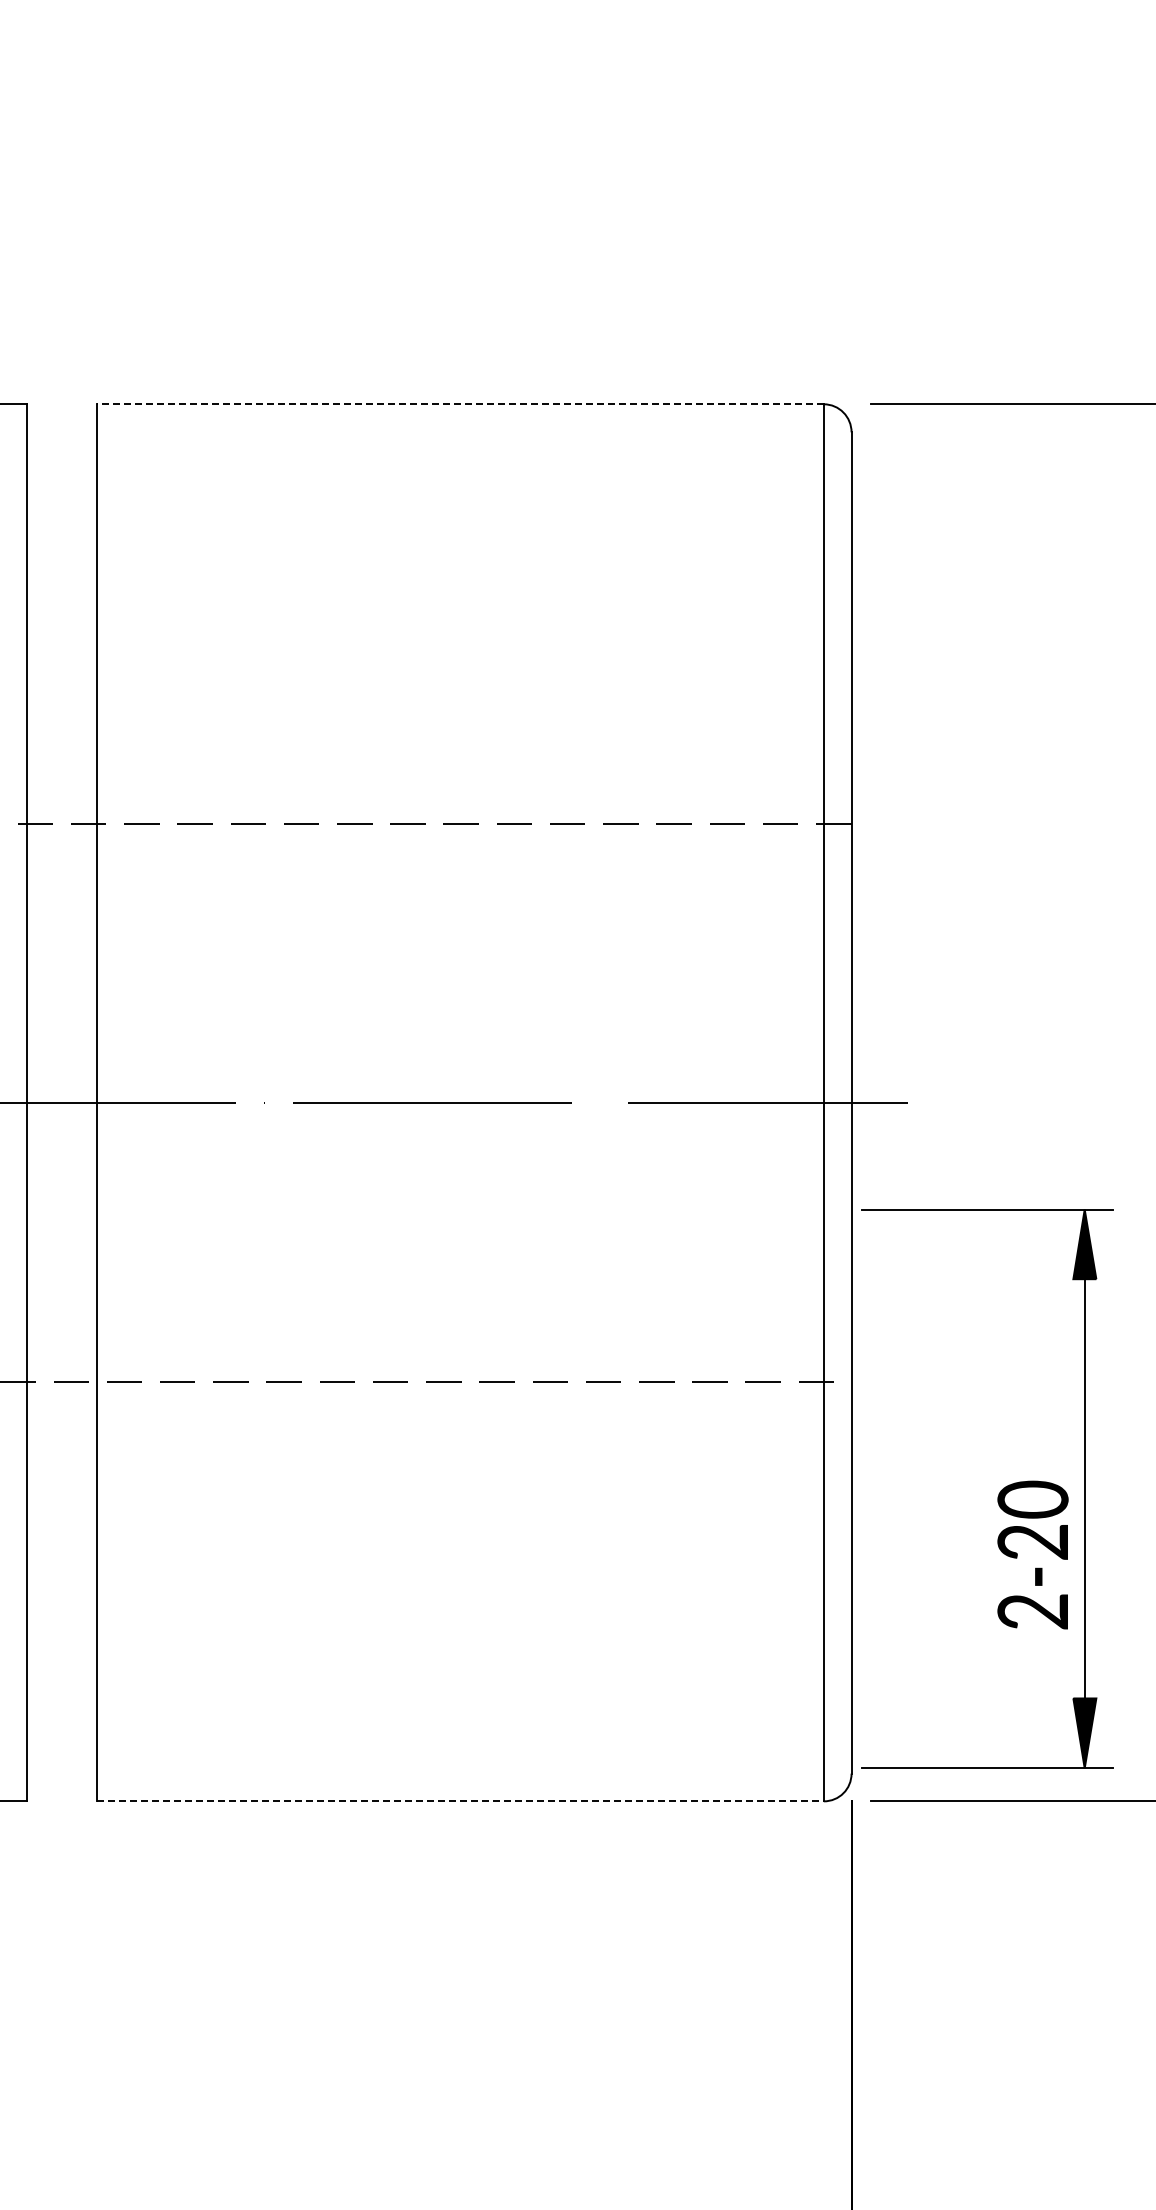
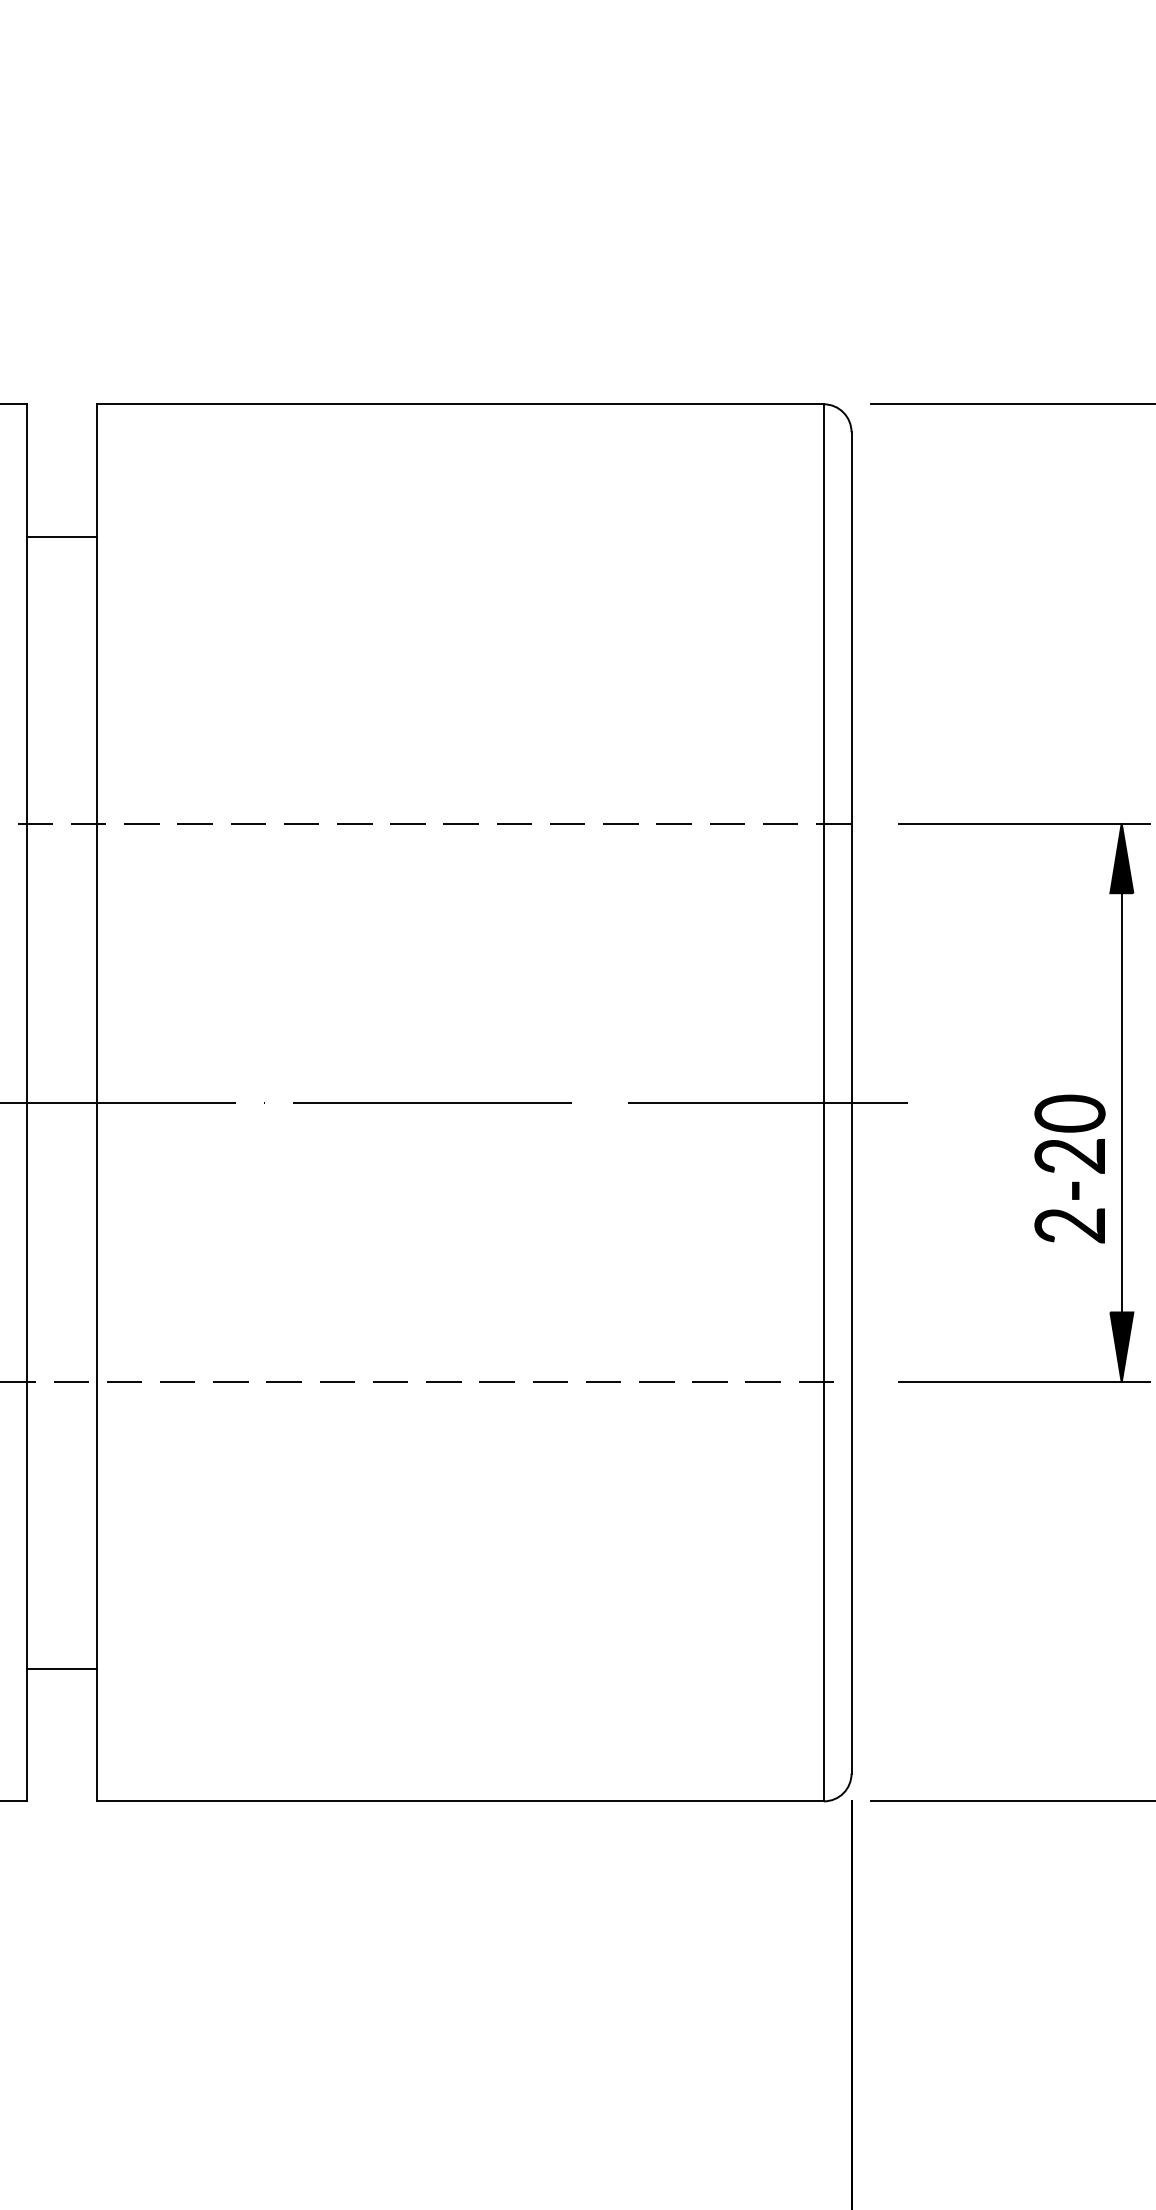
line: dashed -> solid (460, 404)
line: none -> present (62, 537)
part position: (998, 1493) -> (1035, 1107) (1035, 1107)
line: none -> present (62, 1668)
line: dashed -> solid (461, 1801)
